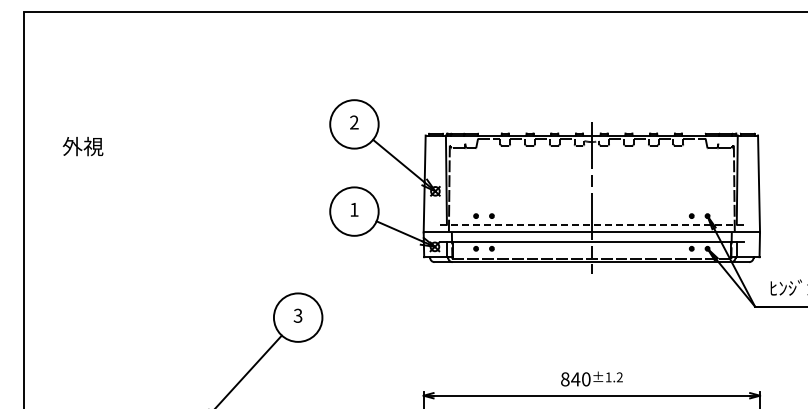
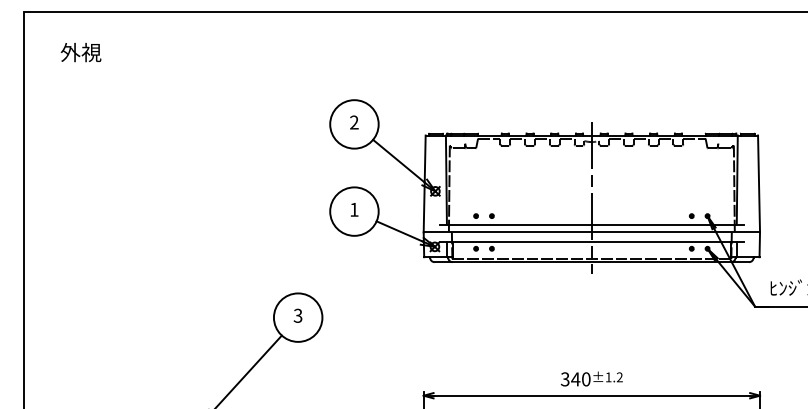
text position: (82, 146) -> (80, 52) (80, 52)
line: dashed -> solid (591, 224)
text: 840 -> 340 (564, 379)
